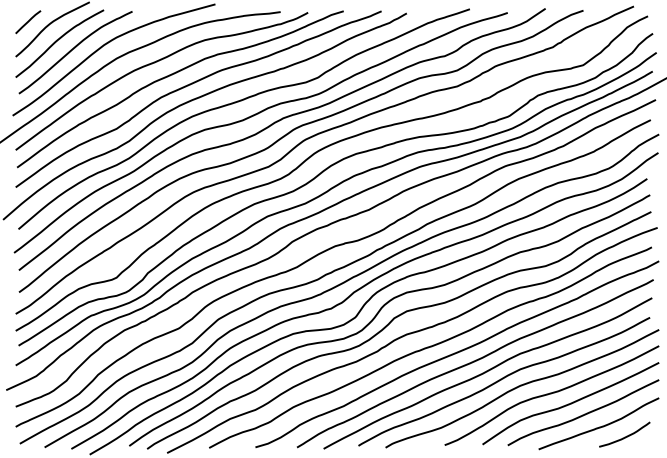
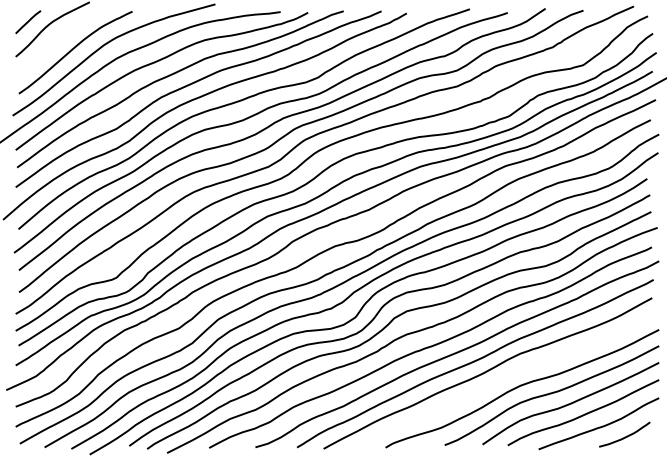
curve: present -> none (57, 41)
curve: present -> none (503, 379)
